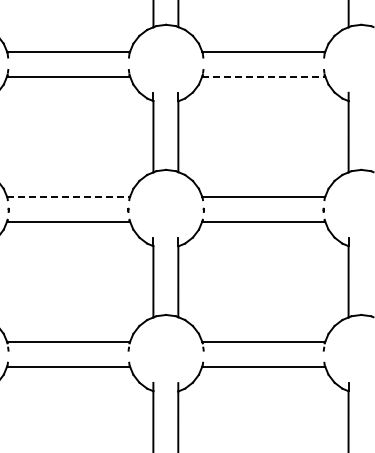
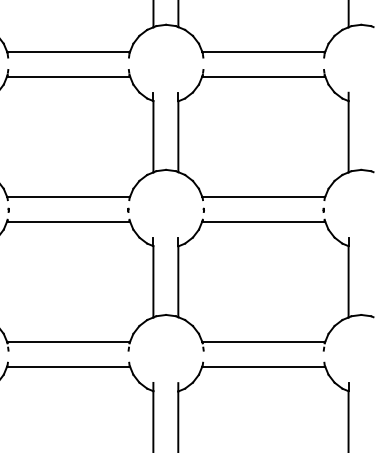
line: dashed -> solid (263, 76)
line: dashed -> solid (69, 196)
